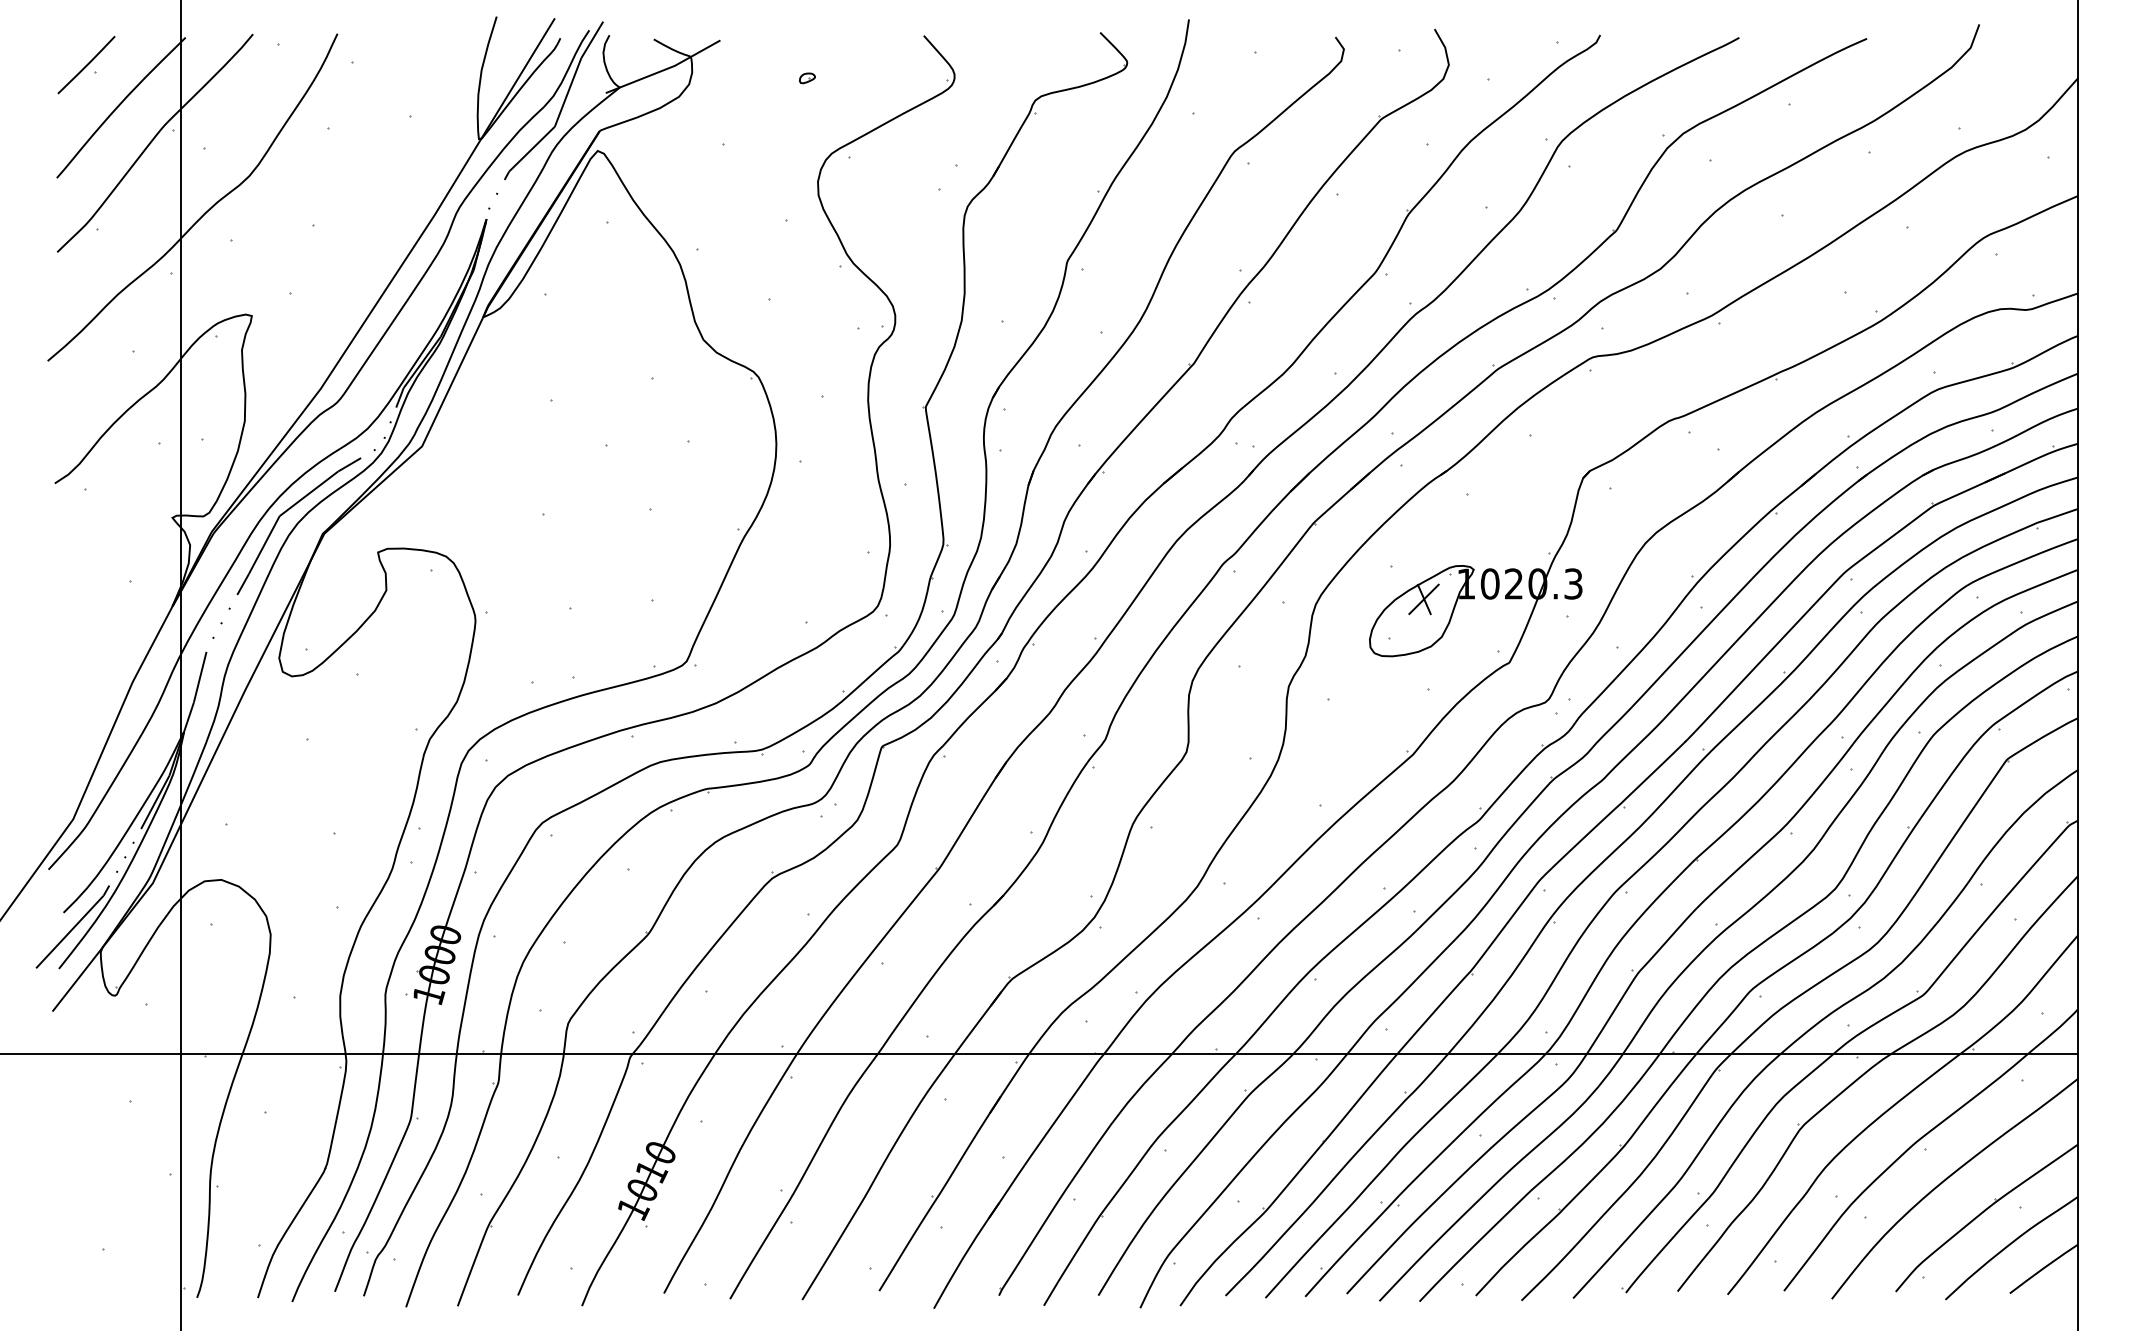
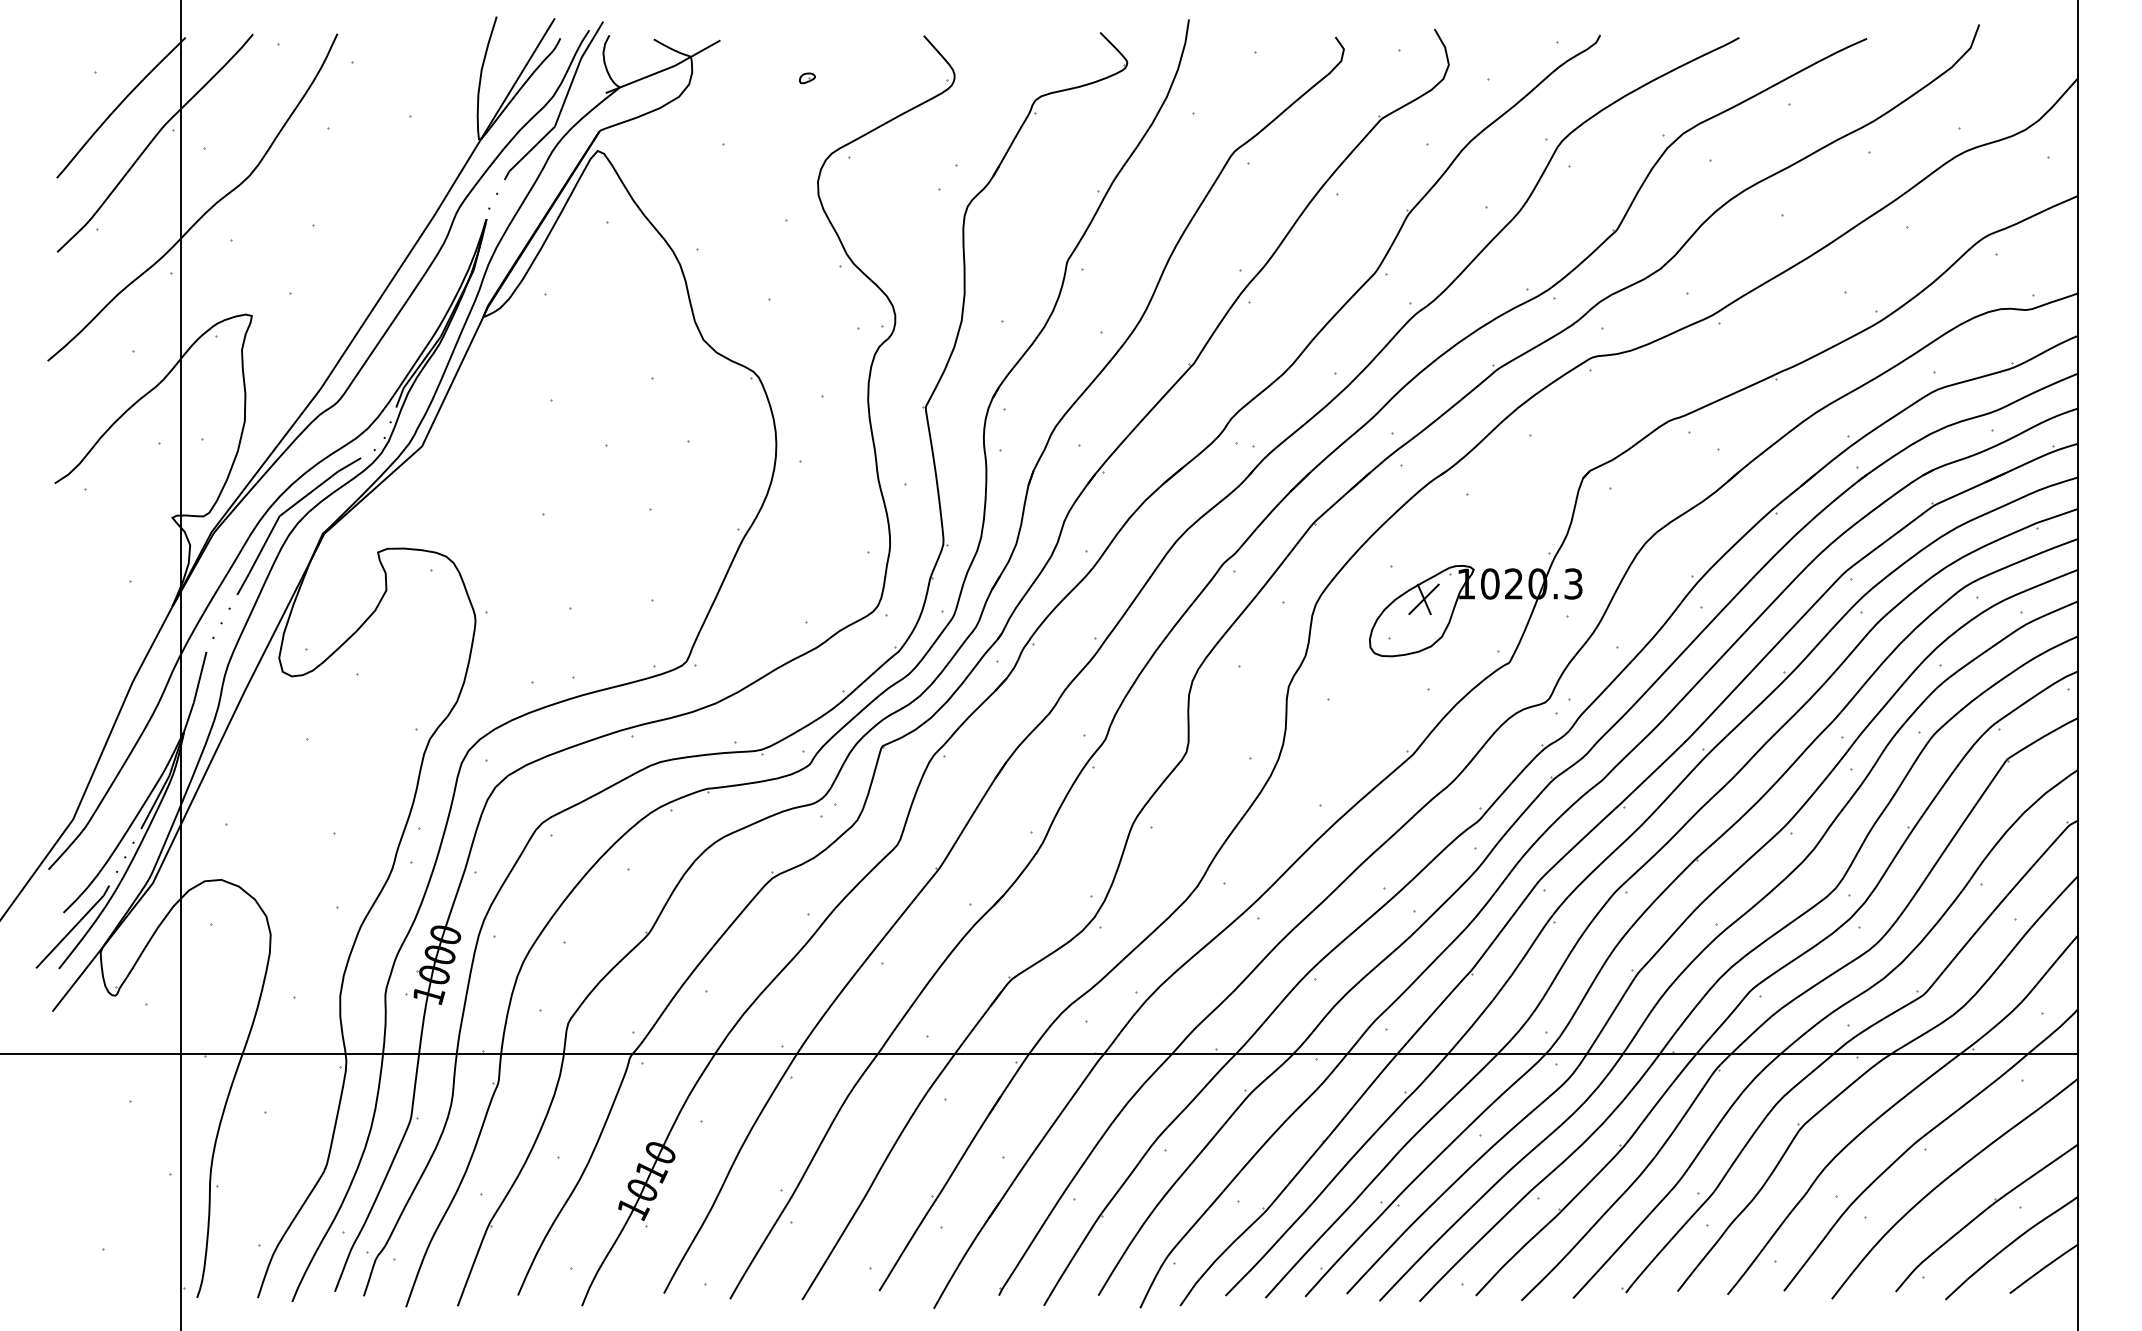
line: present -> none (86, 65)
